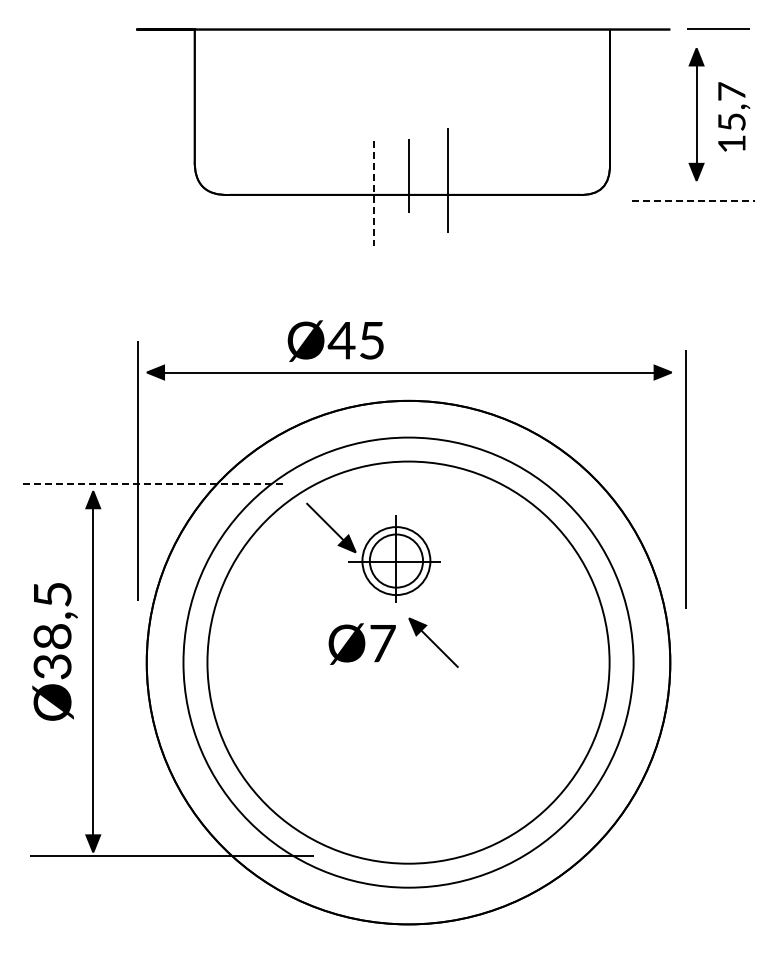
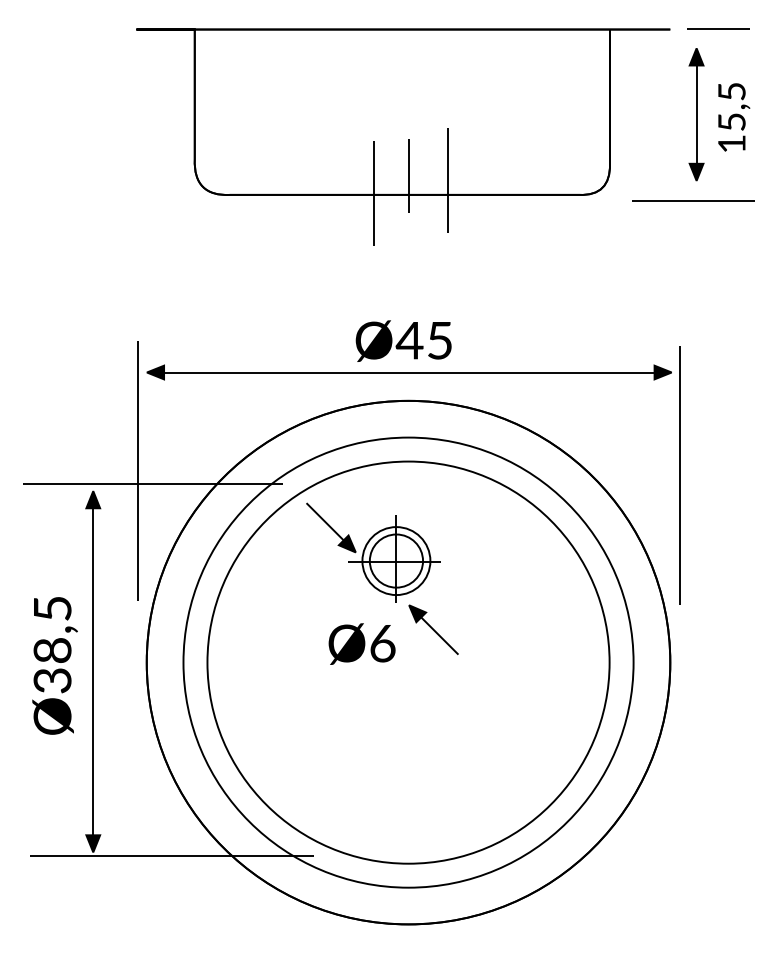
text: 15,7 -> 15,5 (731, 91)
line: dashed -> solid (373, 193)
line: dashed -> solid (693, 201)
text position: (335, 340) -> (403, 340) (403, 340)
line position: (685, 479) -> (679, 475) (679, 475)
line: dashed -> solid (153, 484)
part position: (433, 642) -> (433, 629) (433, 629)
text: Ø7 -> Ø6 (382, 643)
text position: (54, 651) -> (54, 665) (54, 665)
